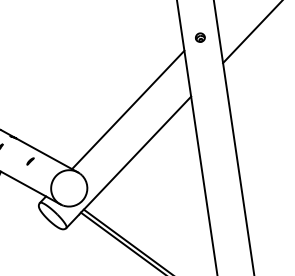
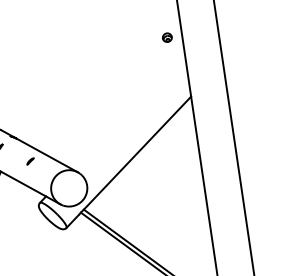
line: present -> none (251, 32)
part position: (200, 37) -> (167, 37) (167, 37)
line: present -> none (128, 109)
